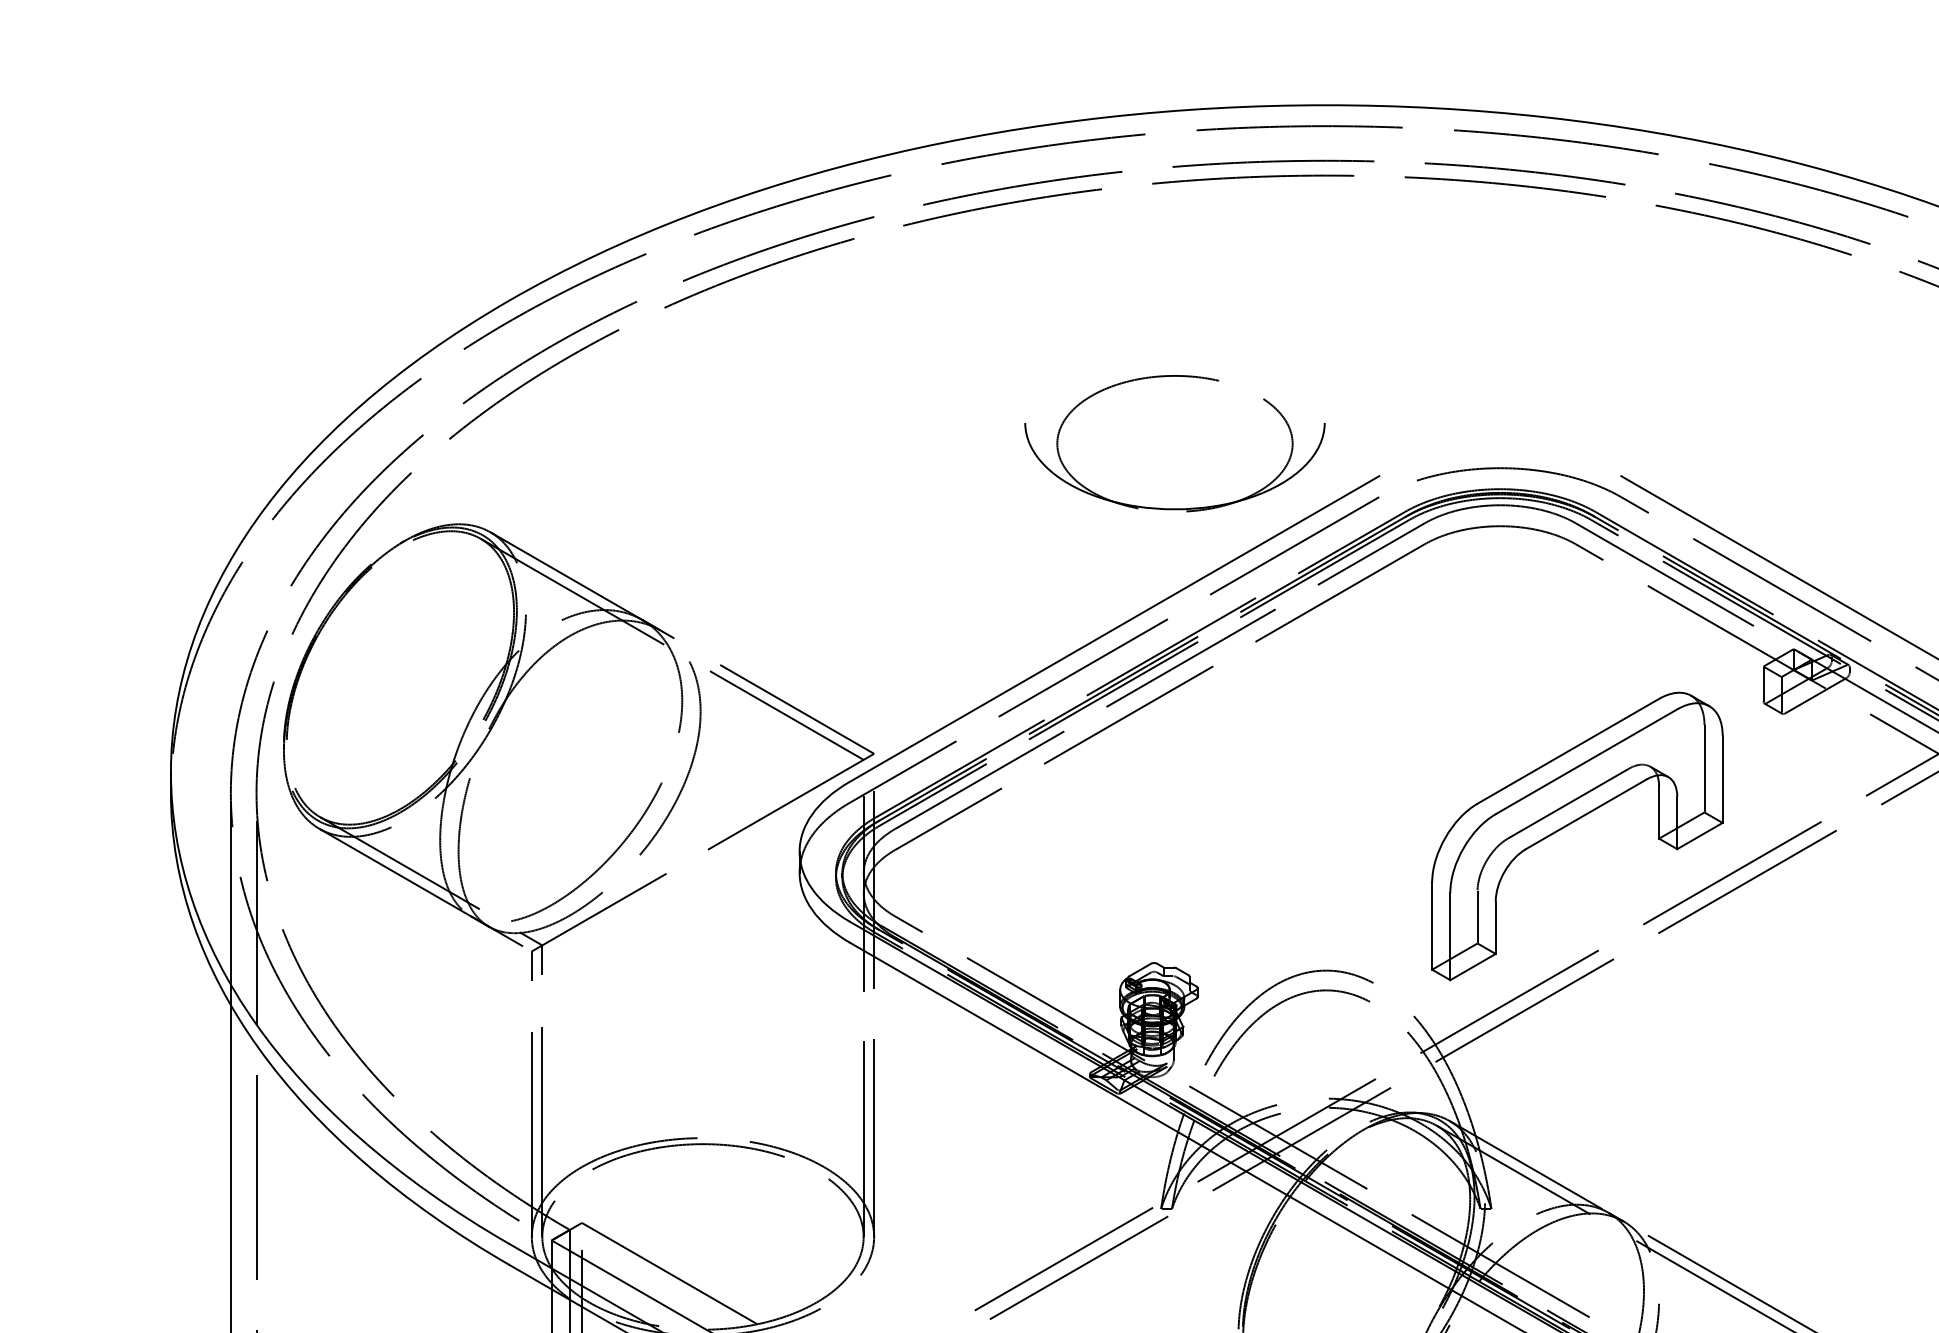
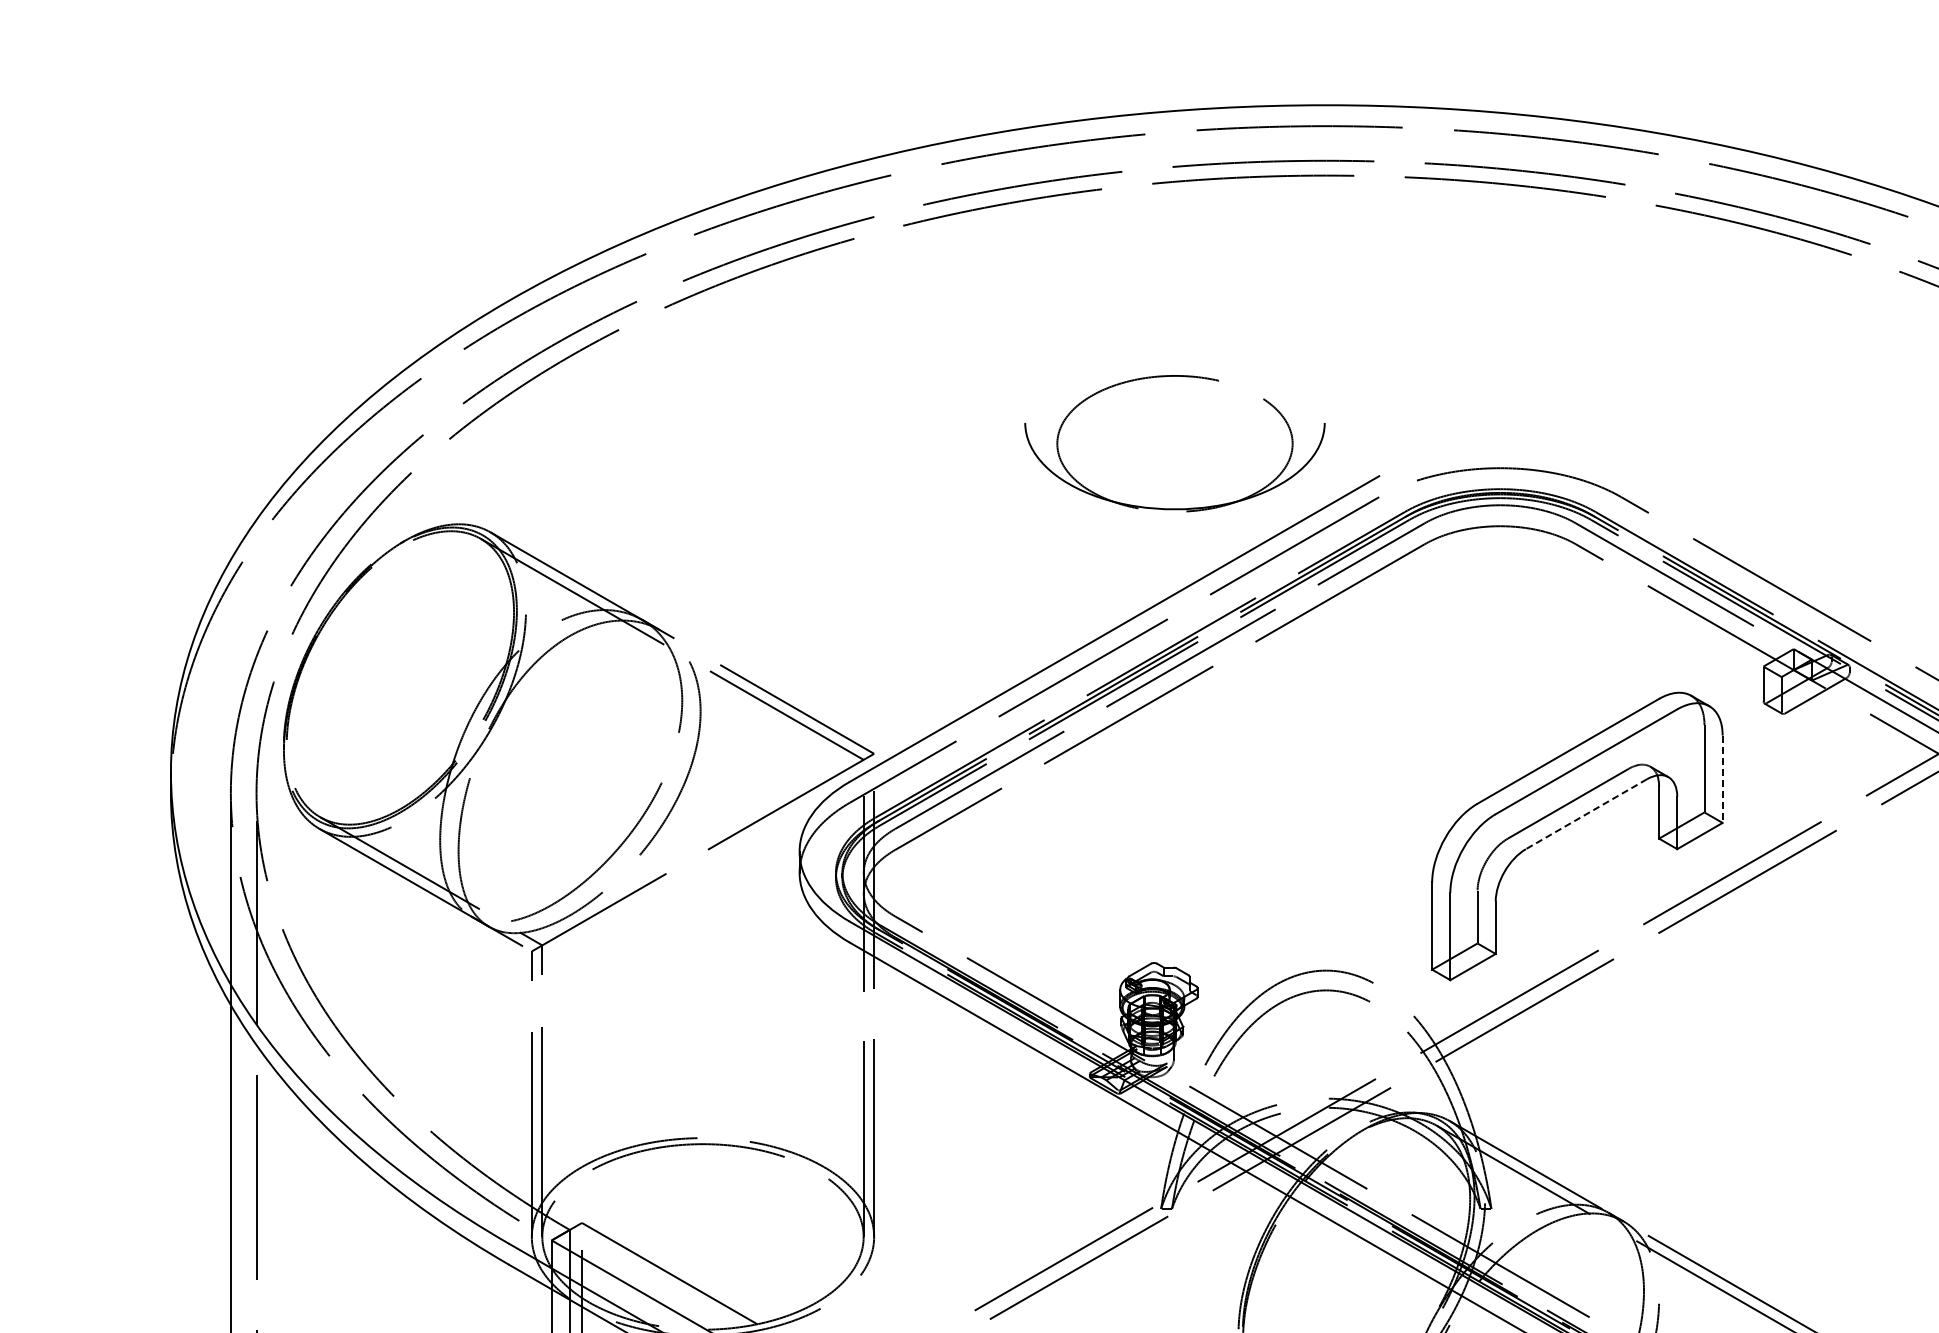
line: present -> none (1778, 566)
line: solid -> dashed (1722, 779)
line: solid -> dashed (1586, 814)
